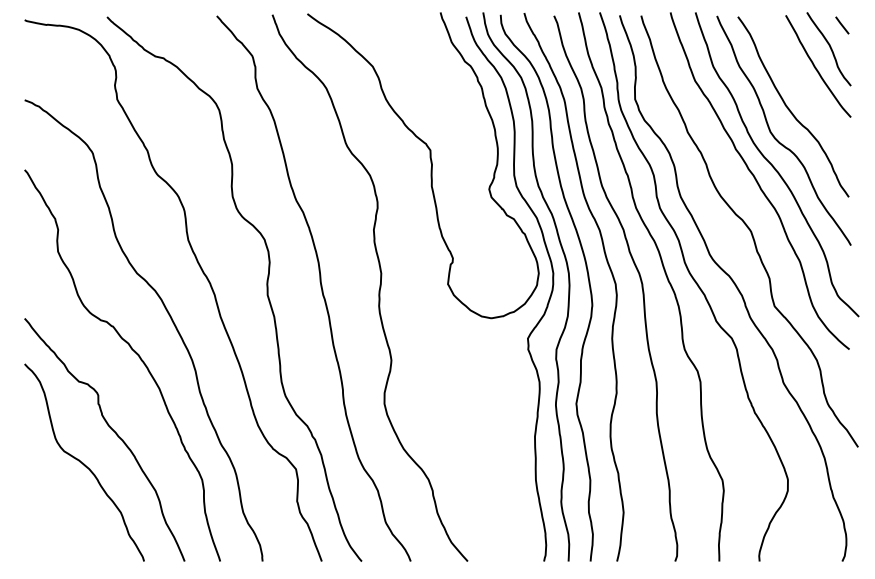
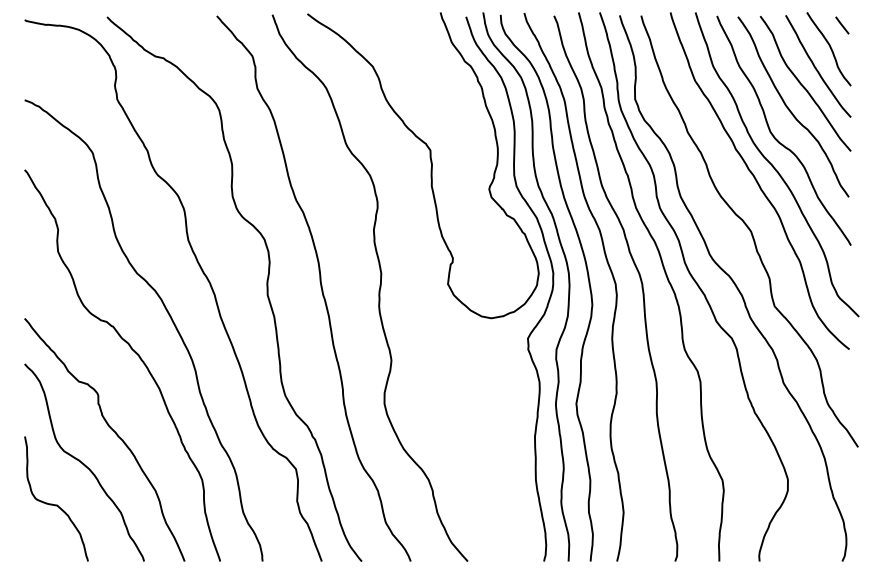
curve: none -> present (803, 85)
curve: none -> present (56, 504)
